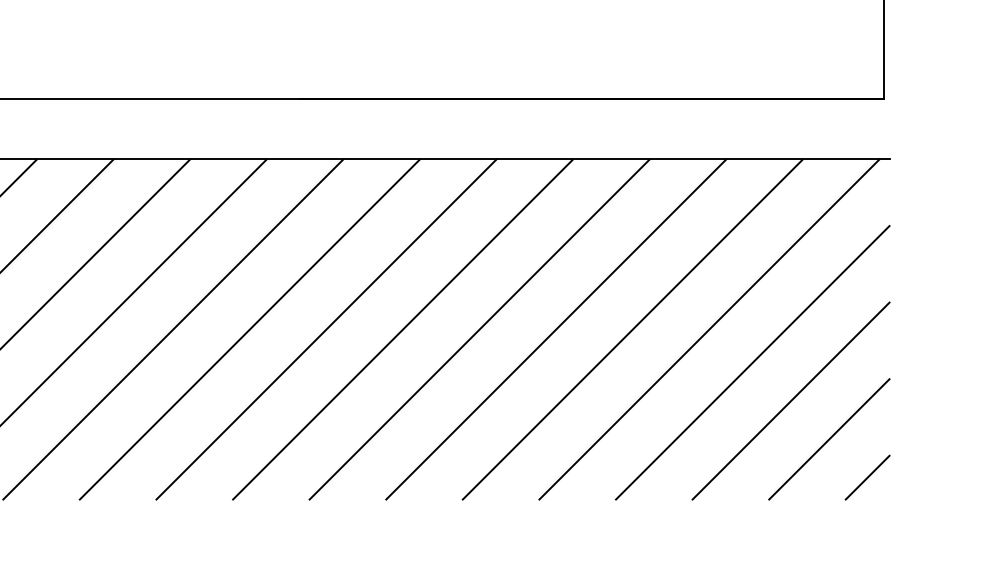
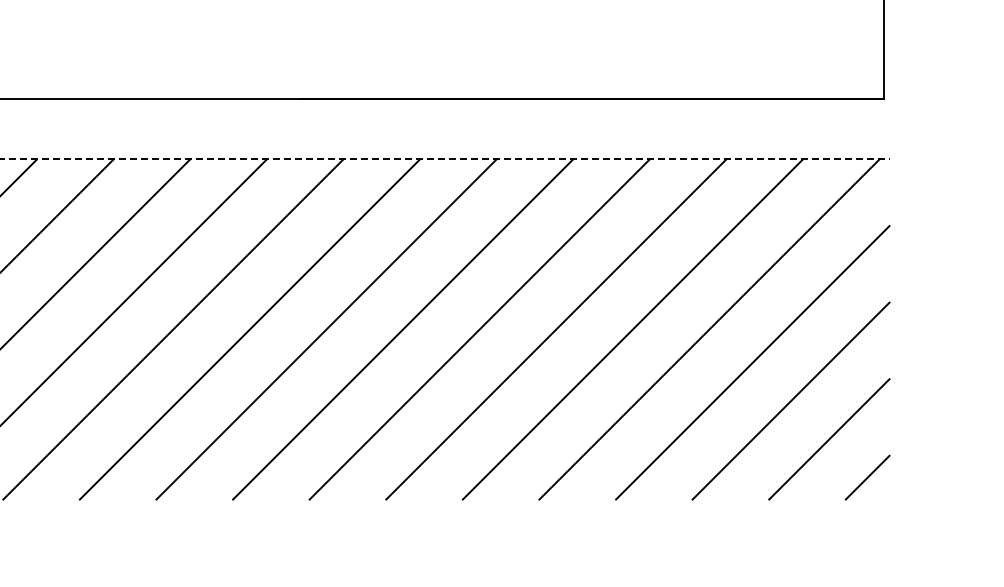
line: solid -> dashed (445, 159)
